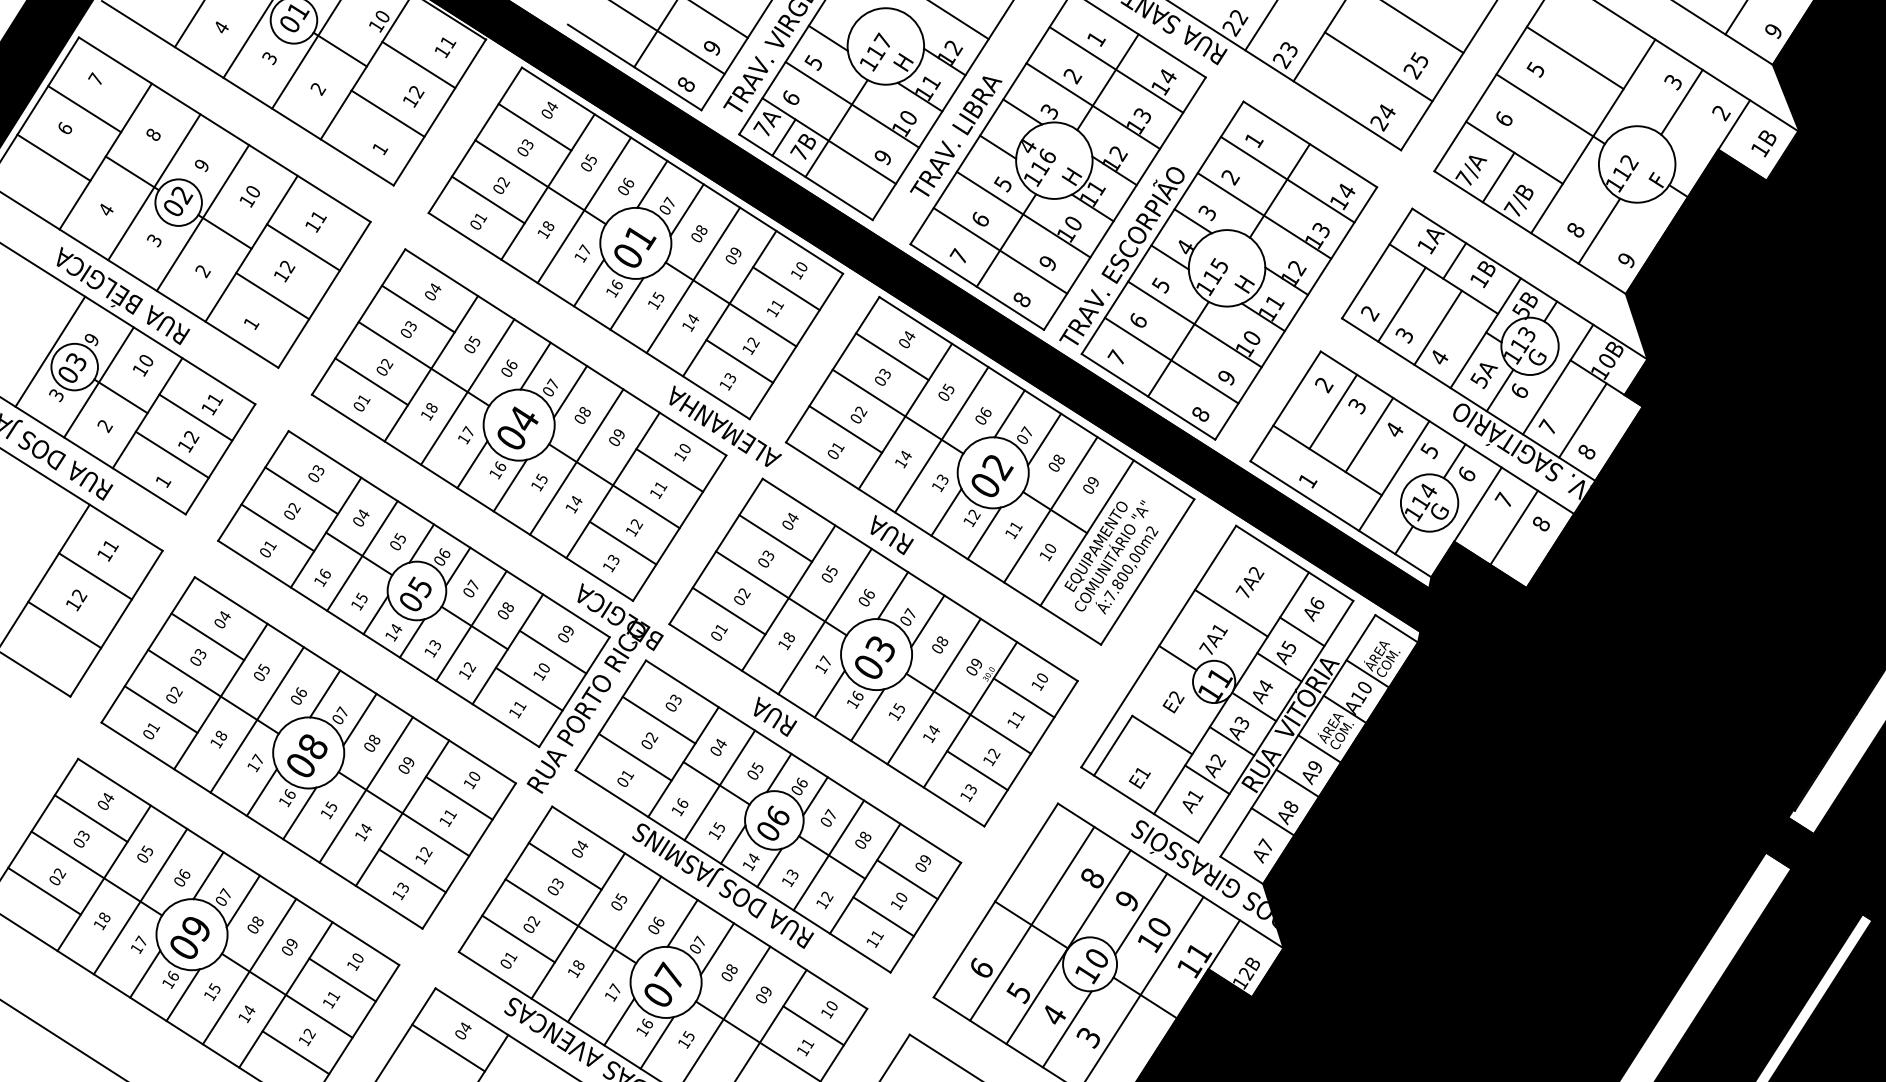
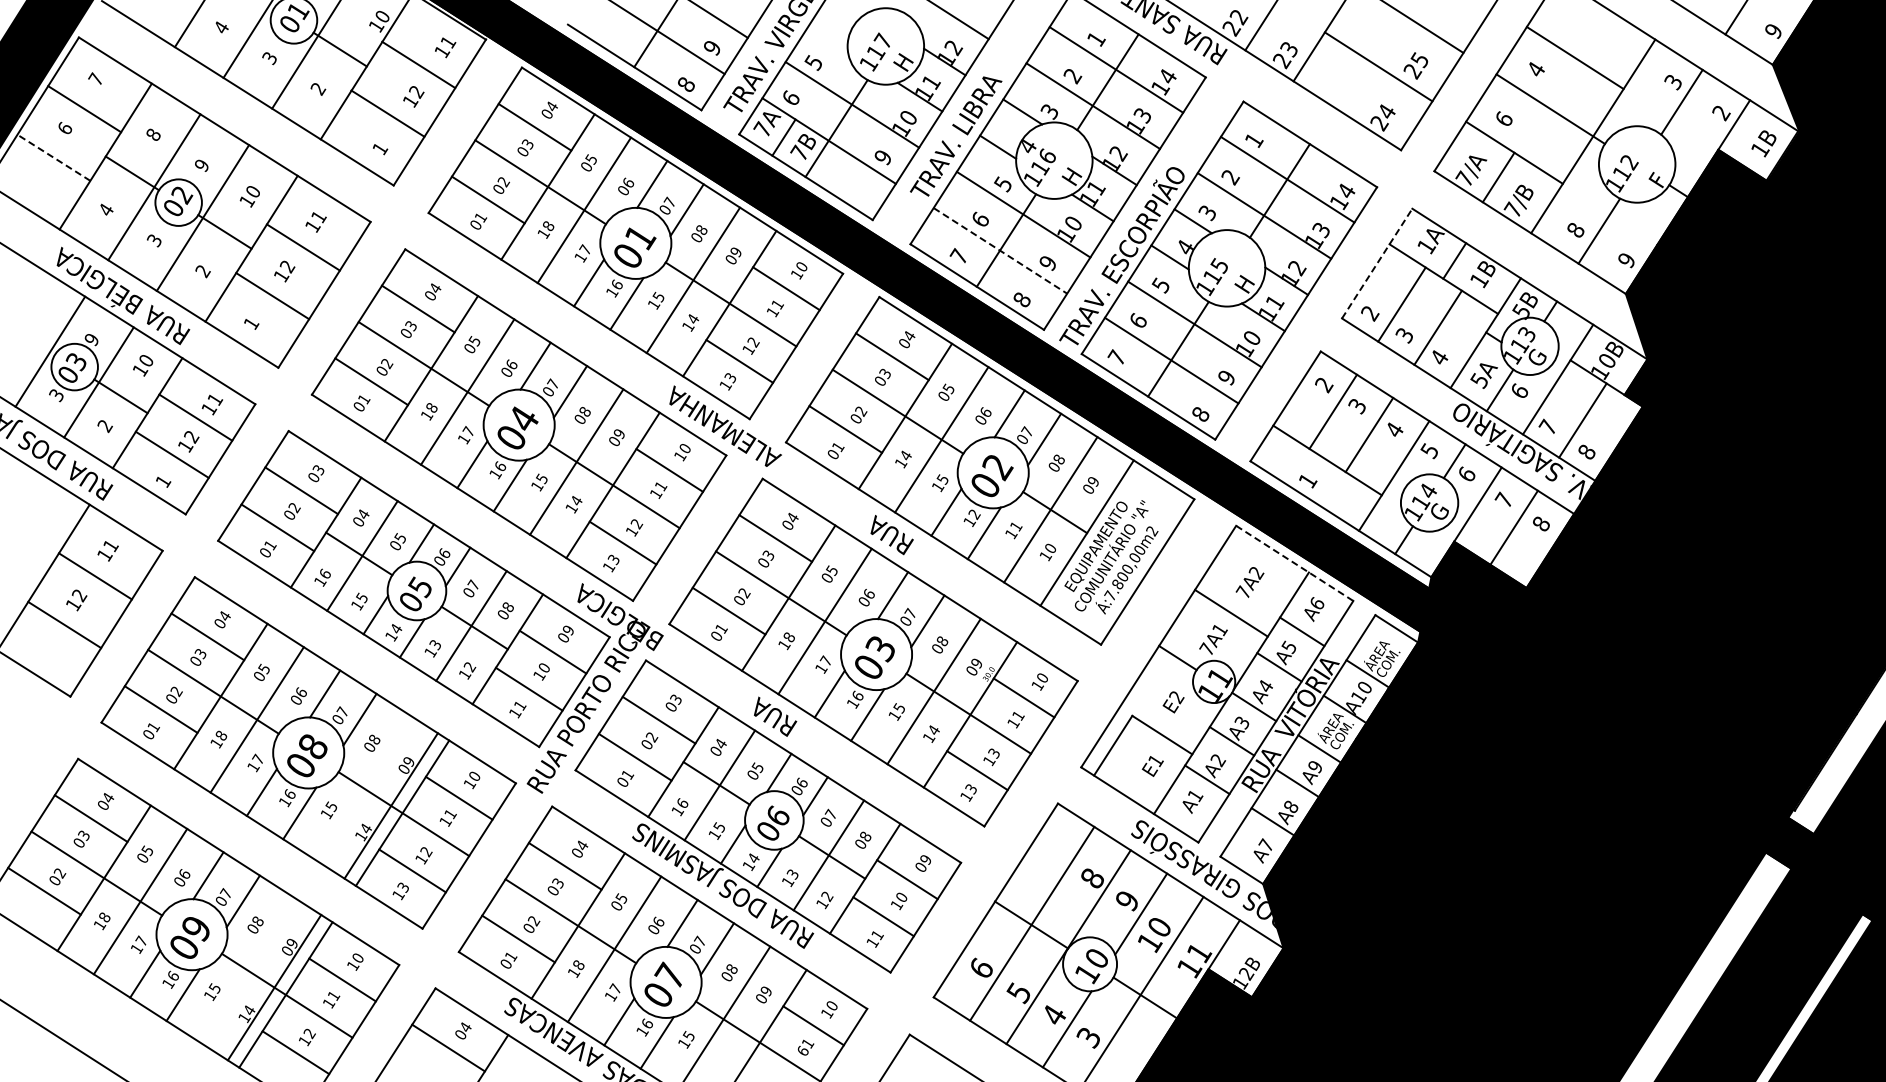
line: present -> none (827, 37)
text: 5 -> 4 (1535, 69)
line: solid -> dashed (53, 157)
line: solid -> dashed (1000, 251)
line: solid -> dashed (1377, 263)
text: 13 -> 15 (942, 477)
line: solid -> dashed (1294, 563)
text: 12 -> 13 (994, 753)
text position: (1139, 778) -> (1152, 766) (1152, 766)
line position: (365, 789) -> (390, 805) (390, 805)
line position: (249, 971) -> (274, 987) (274, 987)
text: 11 -> 61 (803, 1050)
